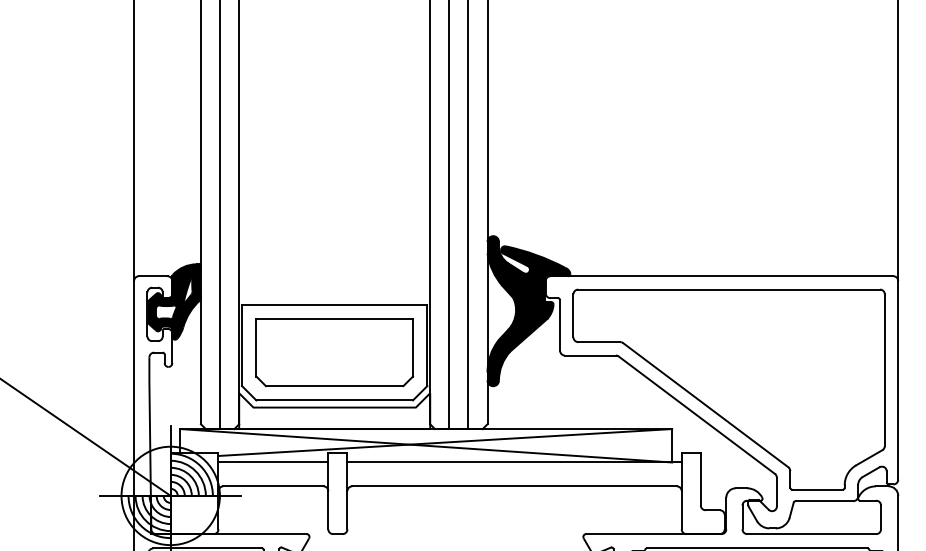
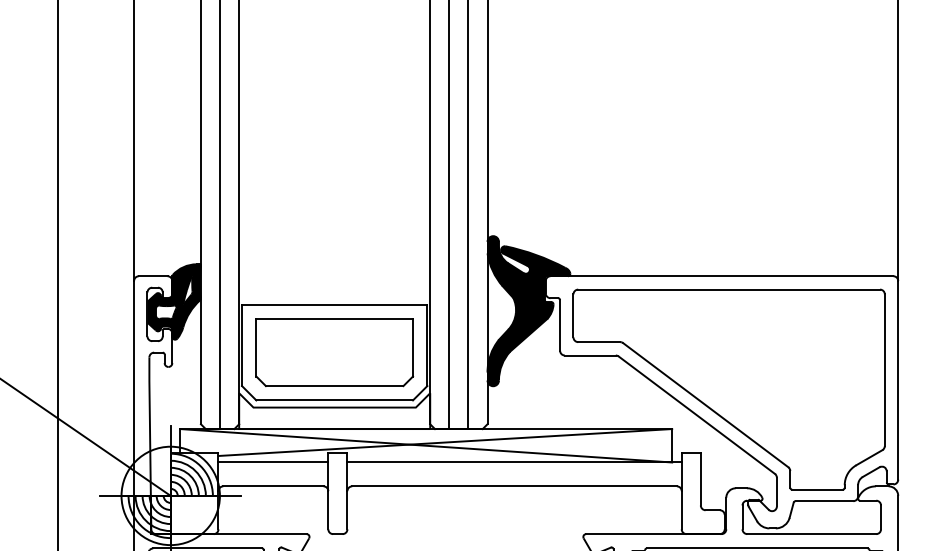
line: none -> present (57, 274)
